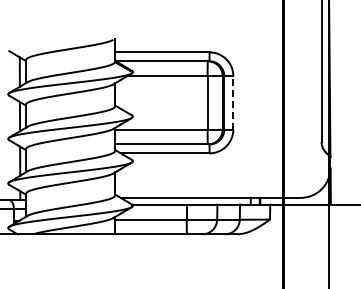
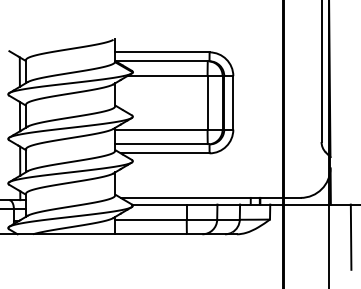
line: dashed -> solid (233, 102)
line: none -> present (350, 236)
